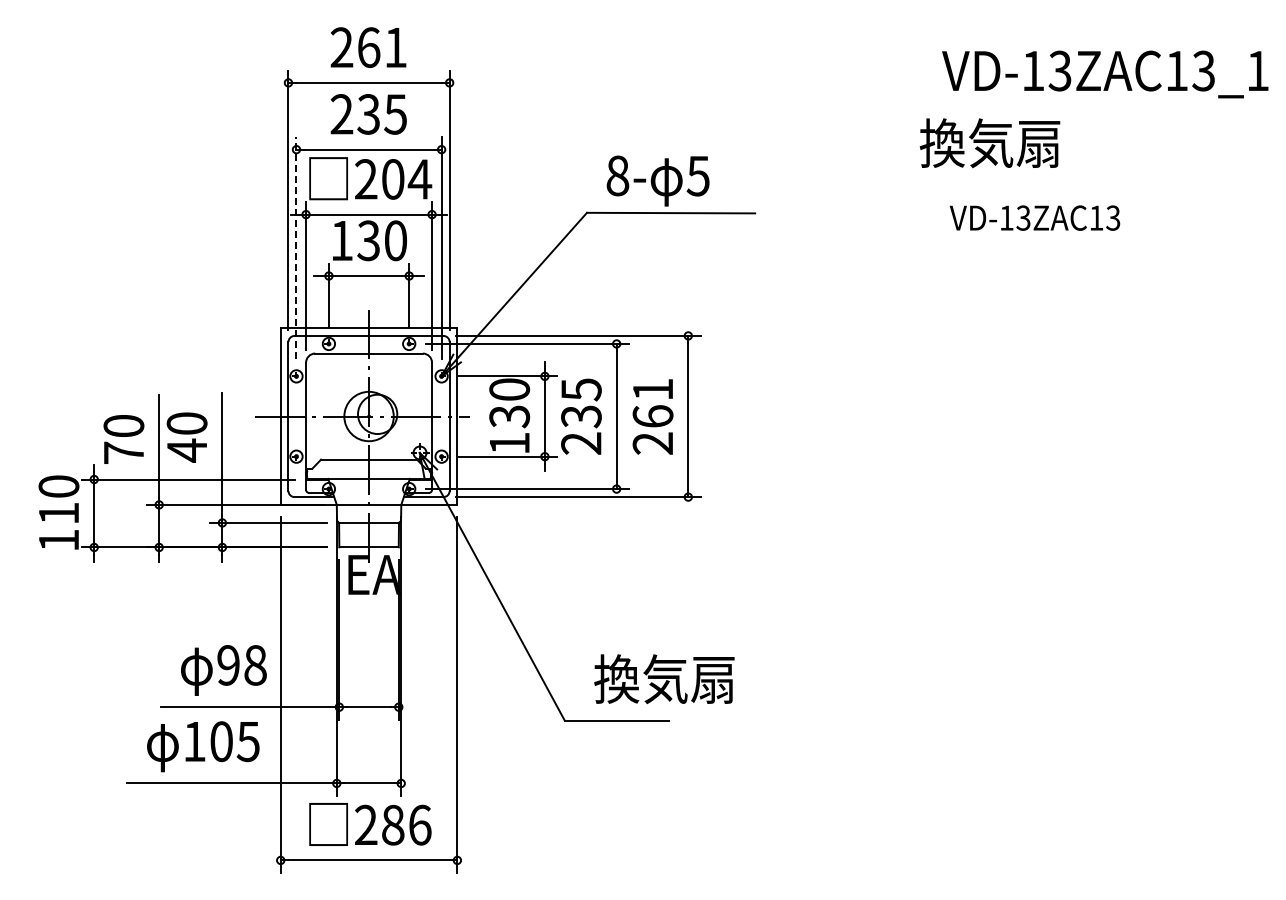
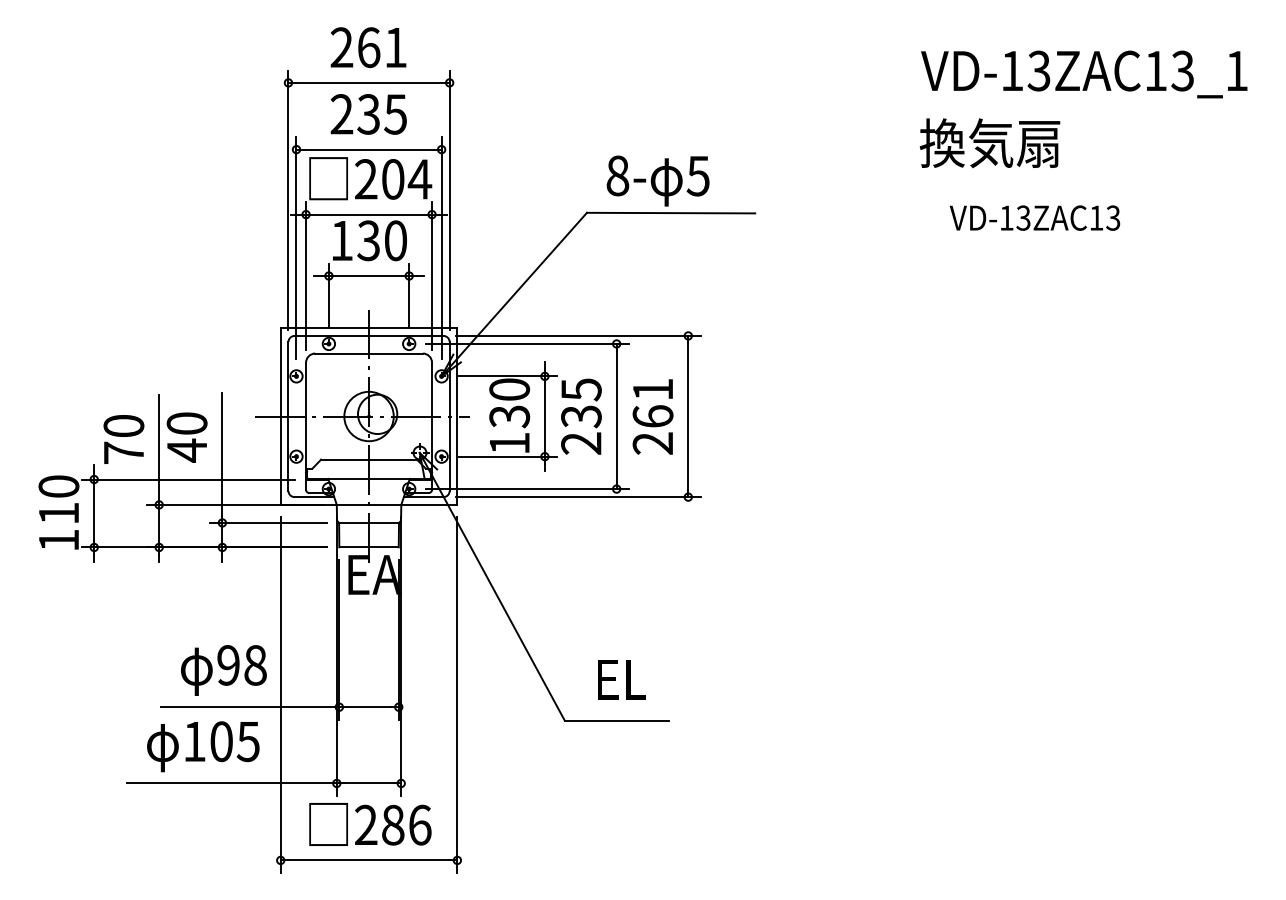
text position: (1105, 74) -> (1084, 74) (1084, 74)
line: dashed -> solid (296, 247)
text: 換気扇 -> EL (664, 679)
